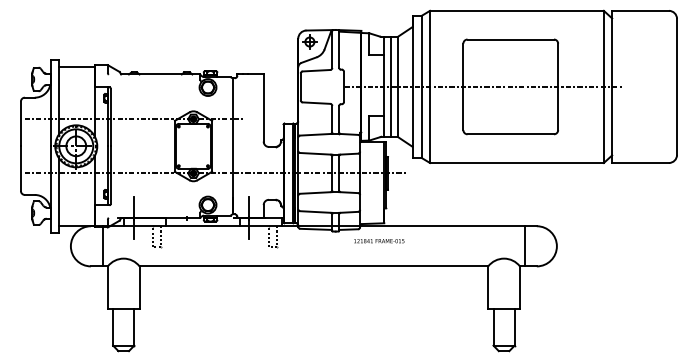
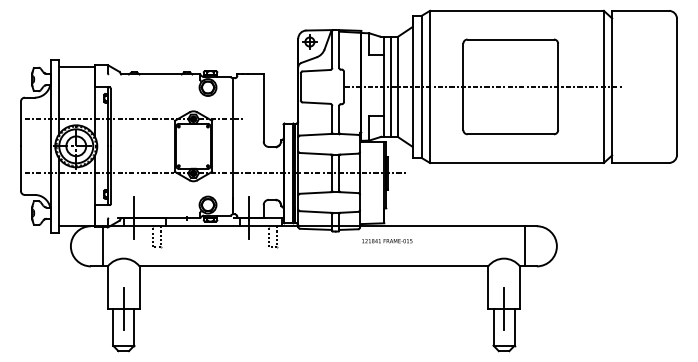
text position: (379, 241) -> (387, 241) (387, 241)
line: none -> present (123, 308)
line: none -> present (504, 308)
